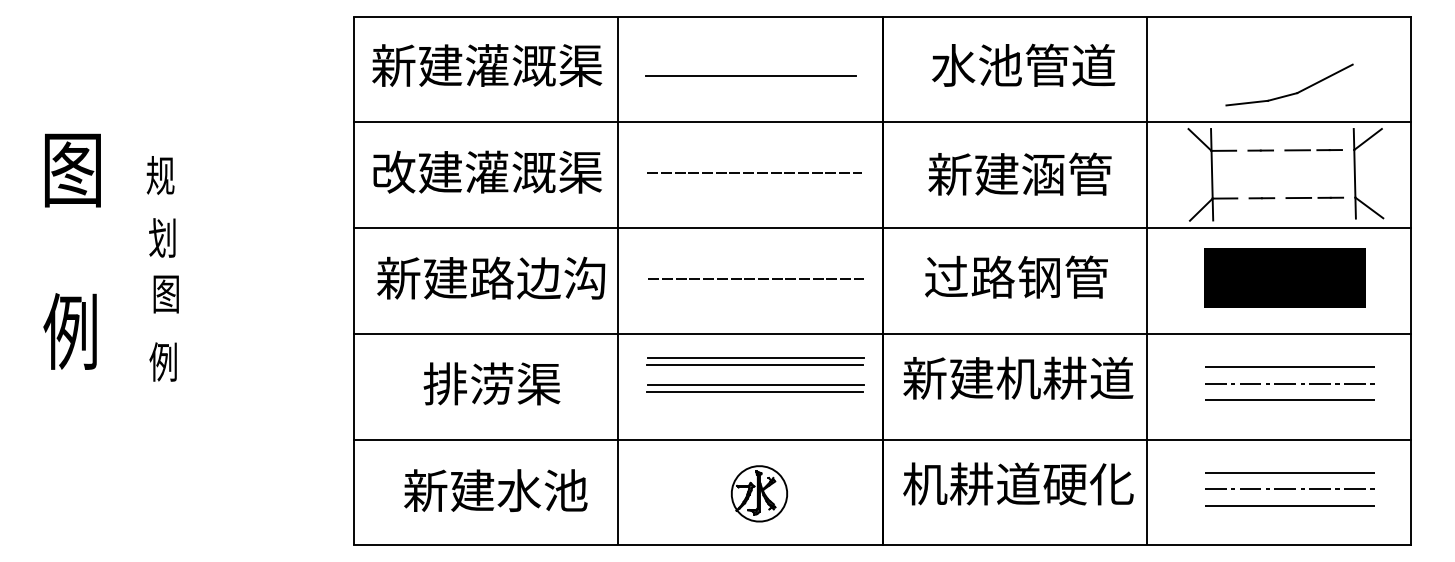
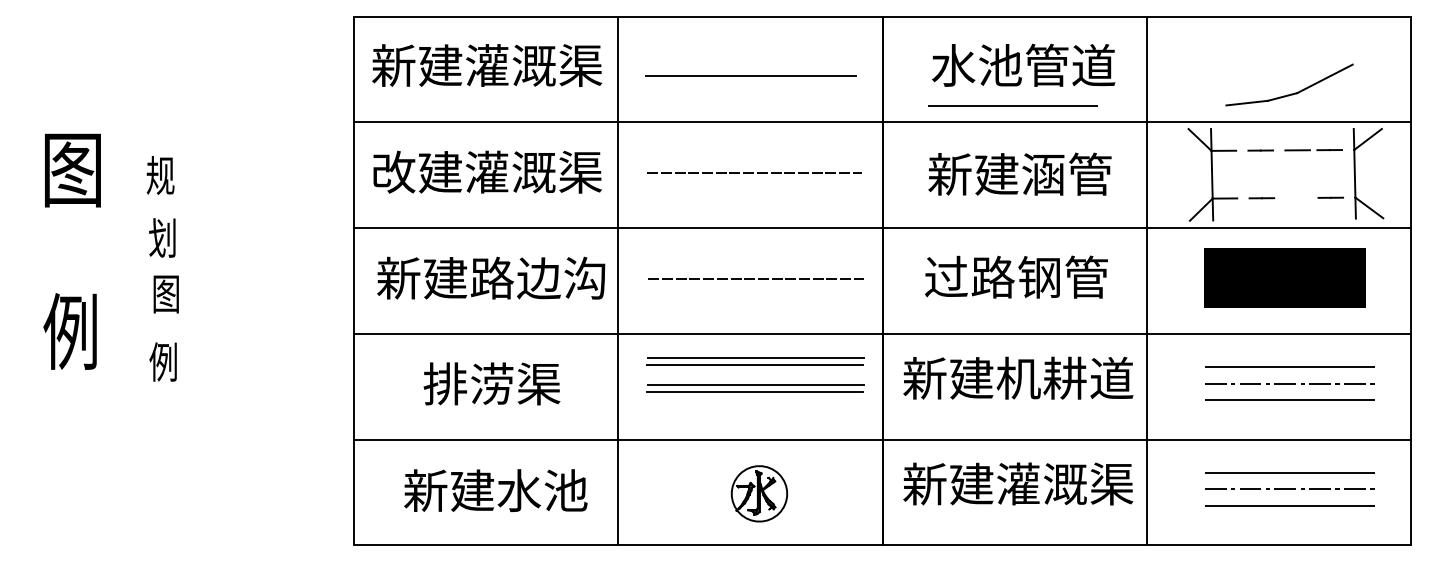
line: none -> present (1012, 105)
line: present -> none (1298, 197)
text: 机耕道硬化 -> 新建灌溉渠 (1018, 483)
